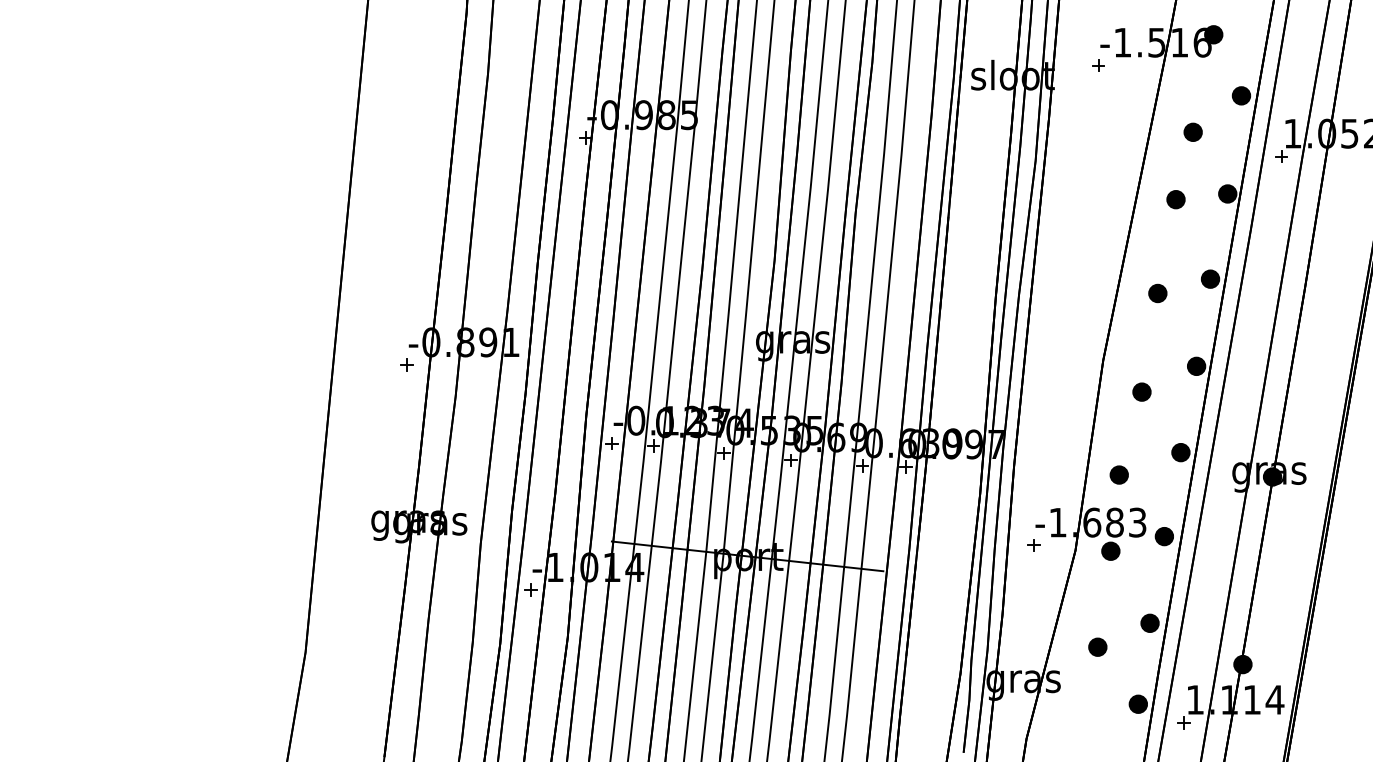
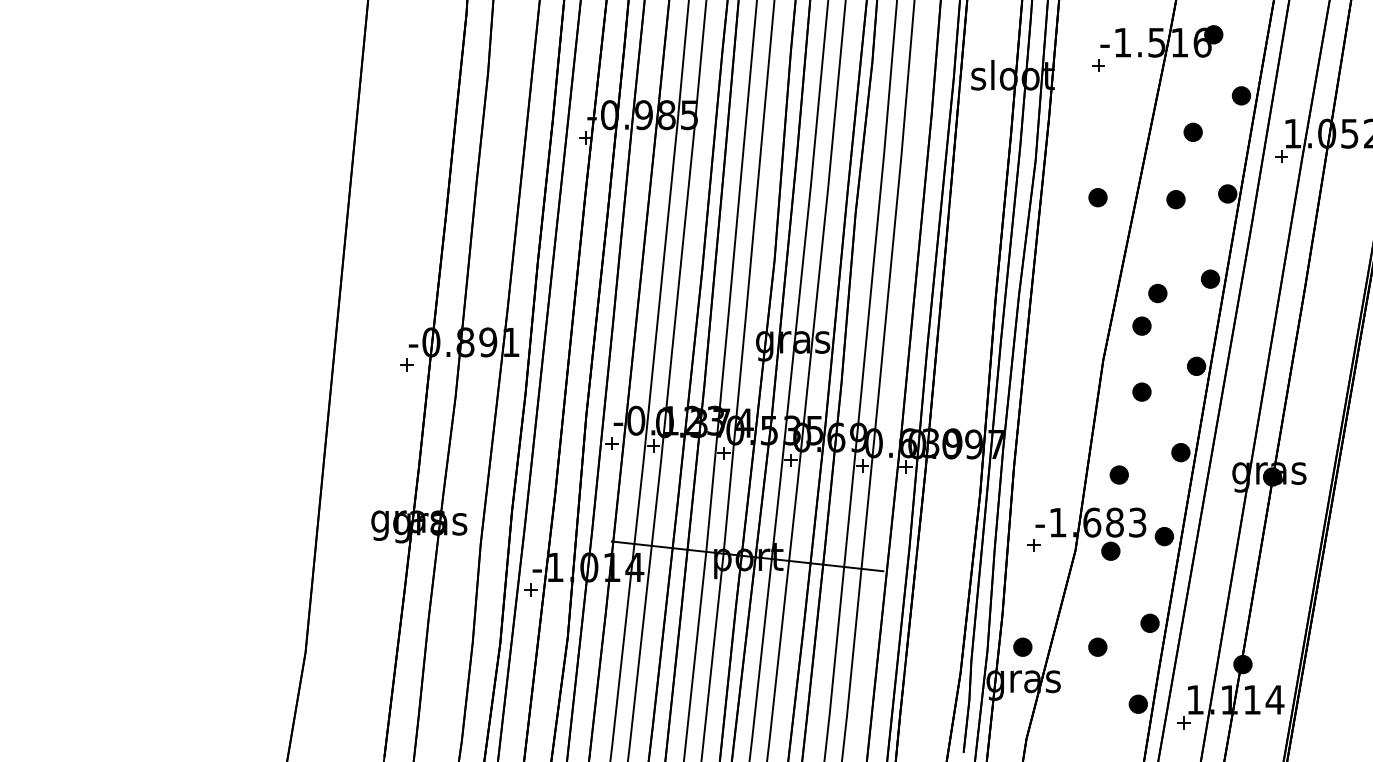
part: none -> present (1097, 197)
part: none -> present (1141, 325)
part: none -> present (1022, 646)
